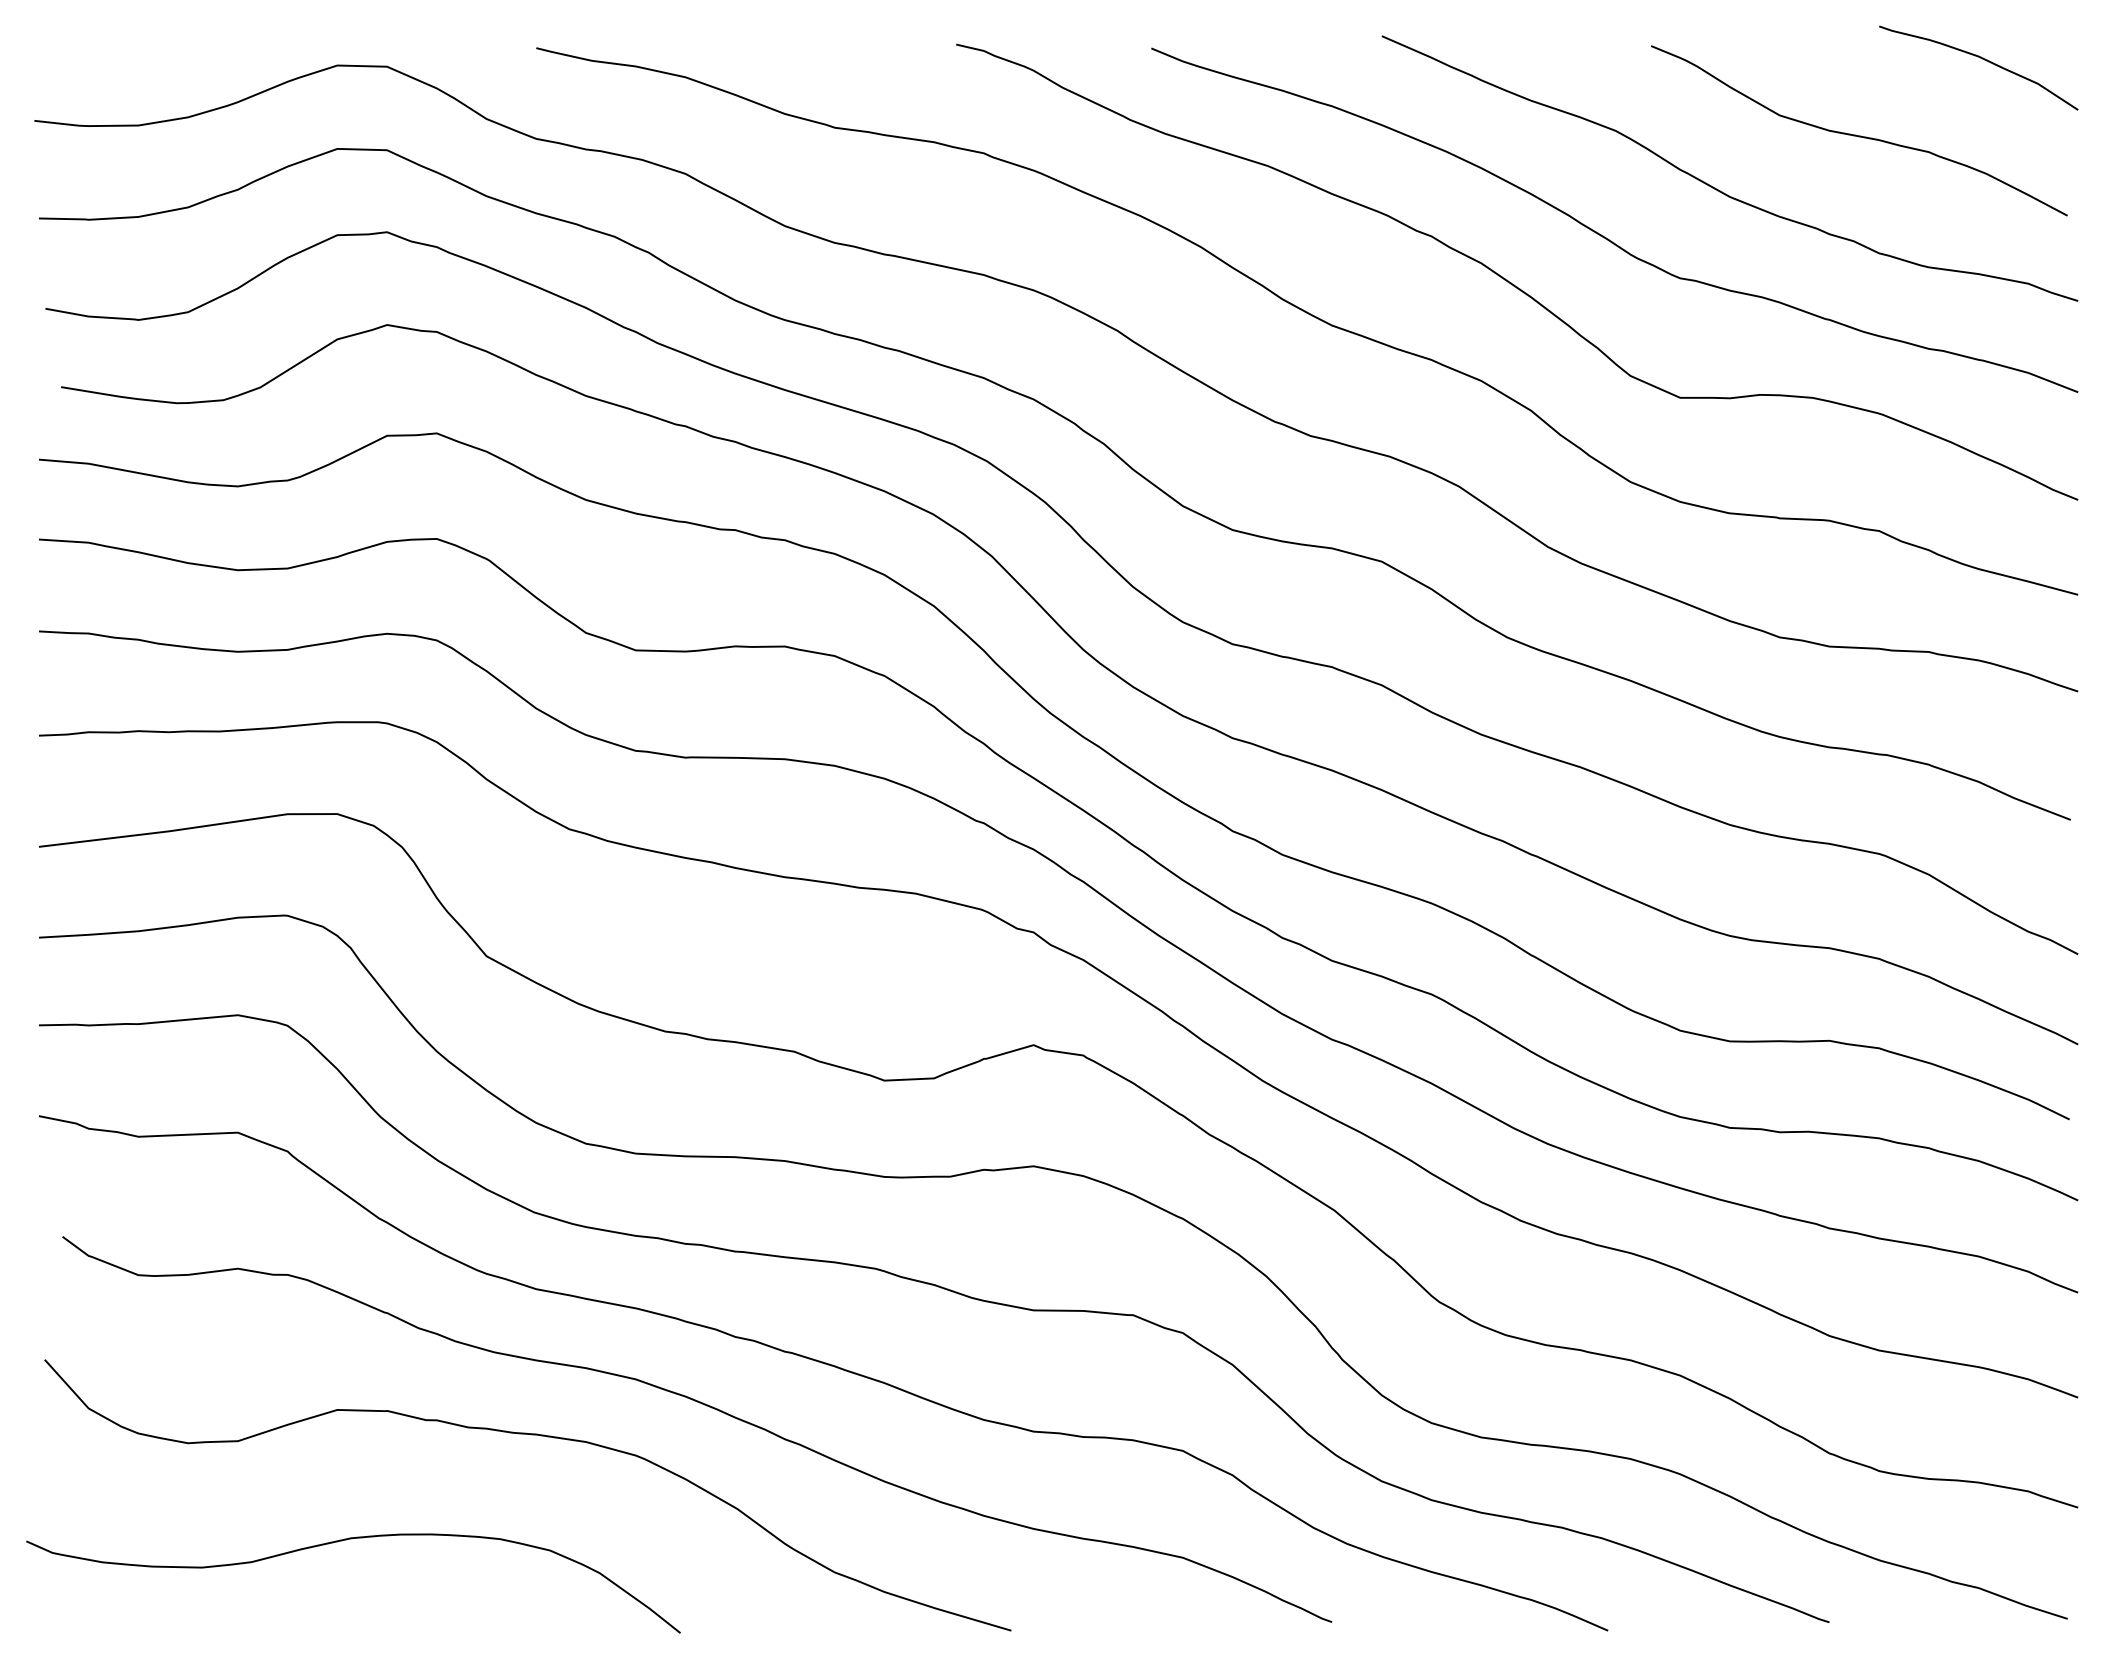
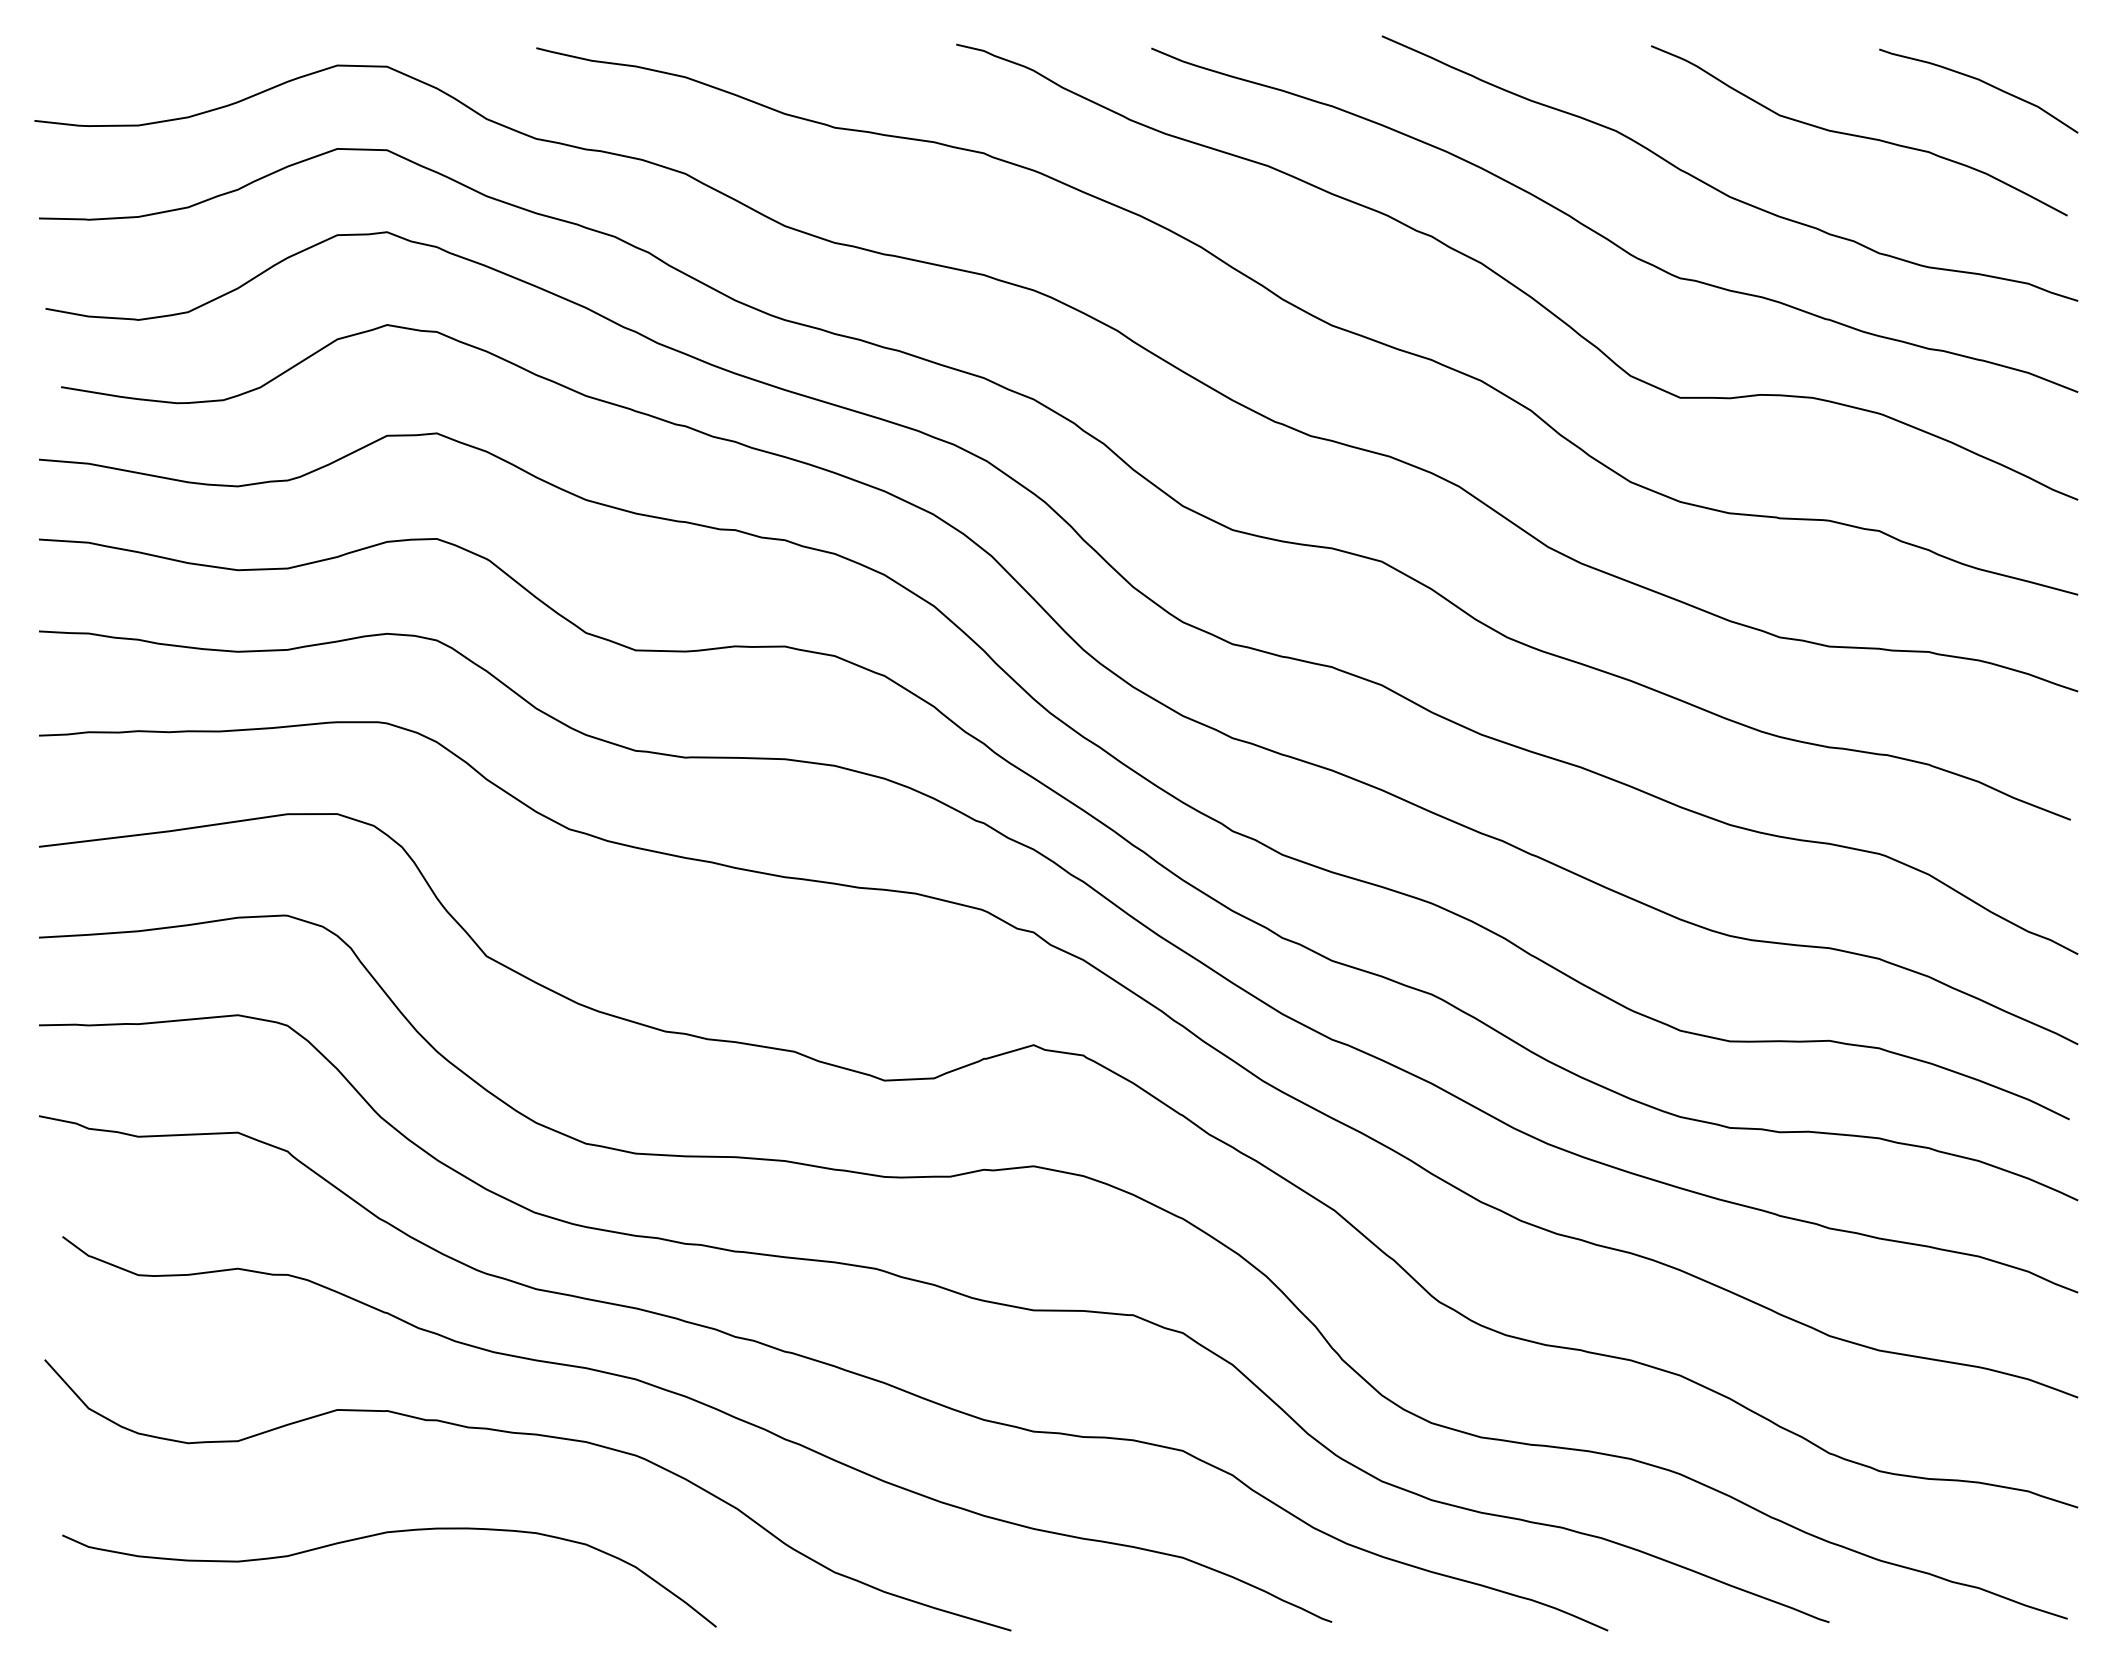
curve position: (1982, 59) -> (1982, 82) (1982, 82)
curve position: (342, 1541) -> (378, 1535) (378, 1535)
